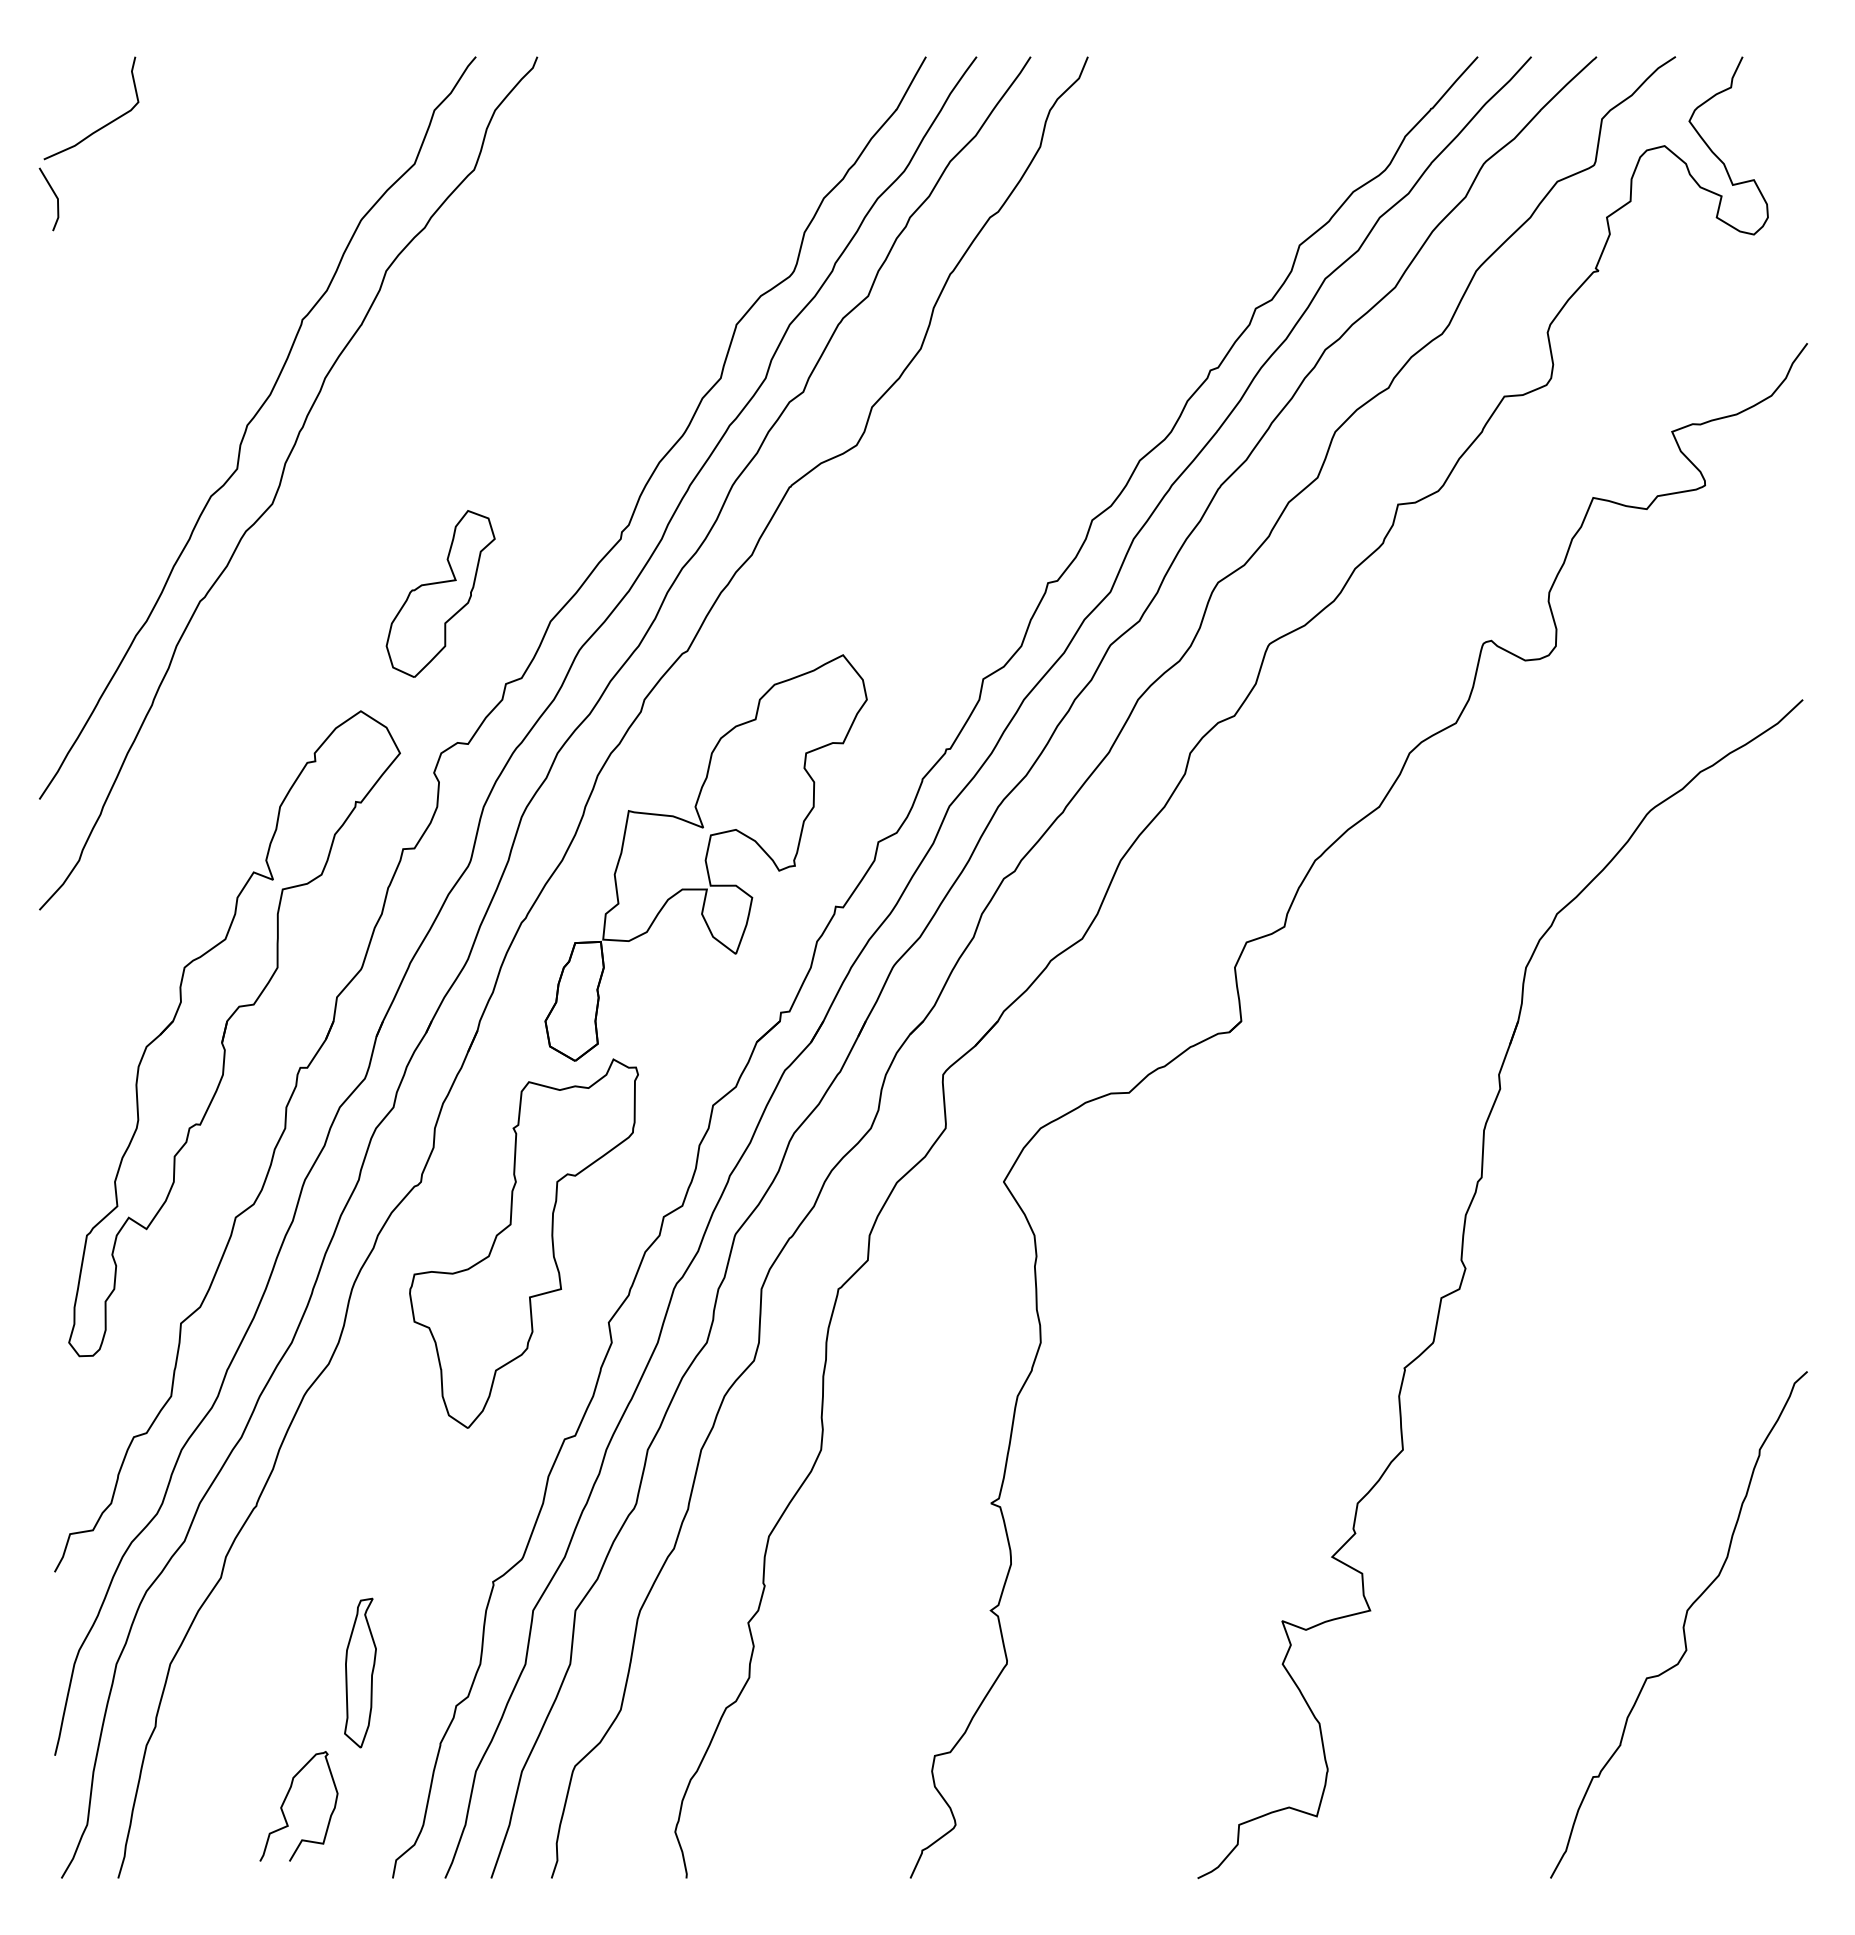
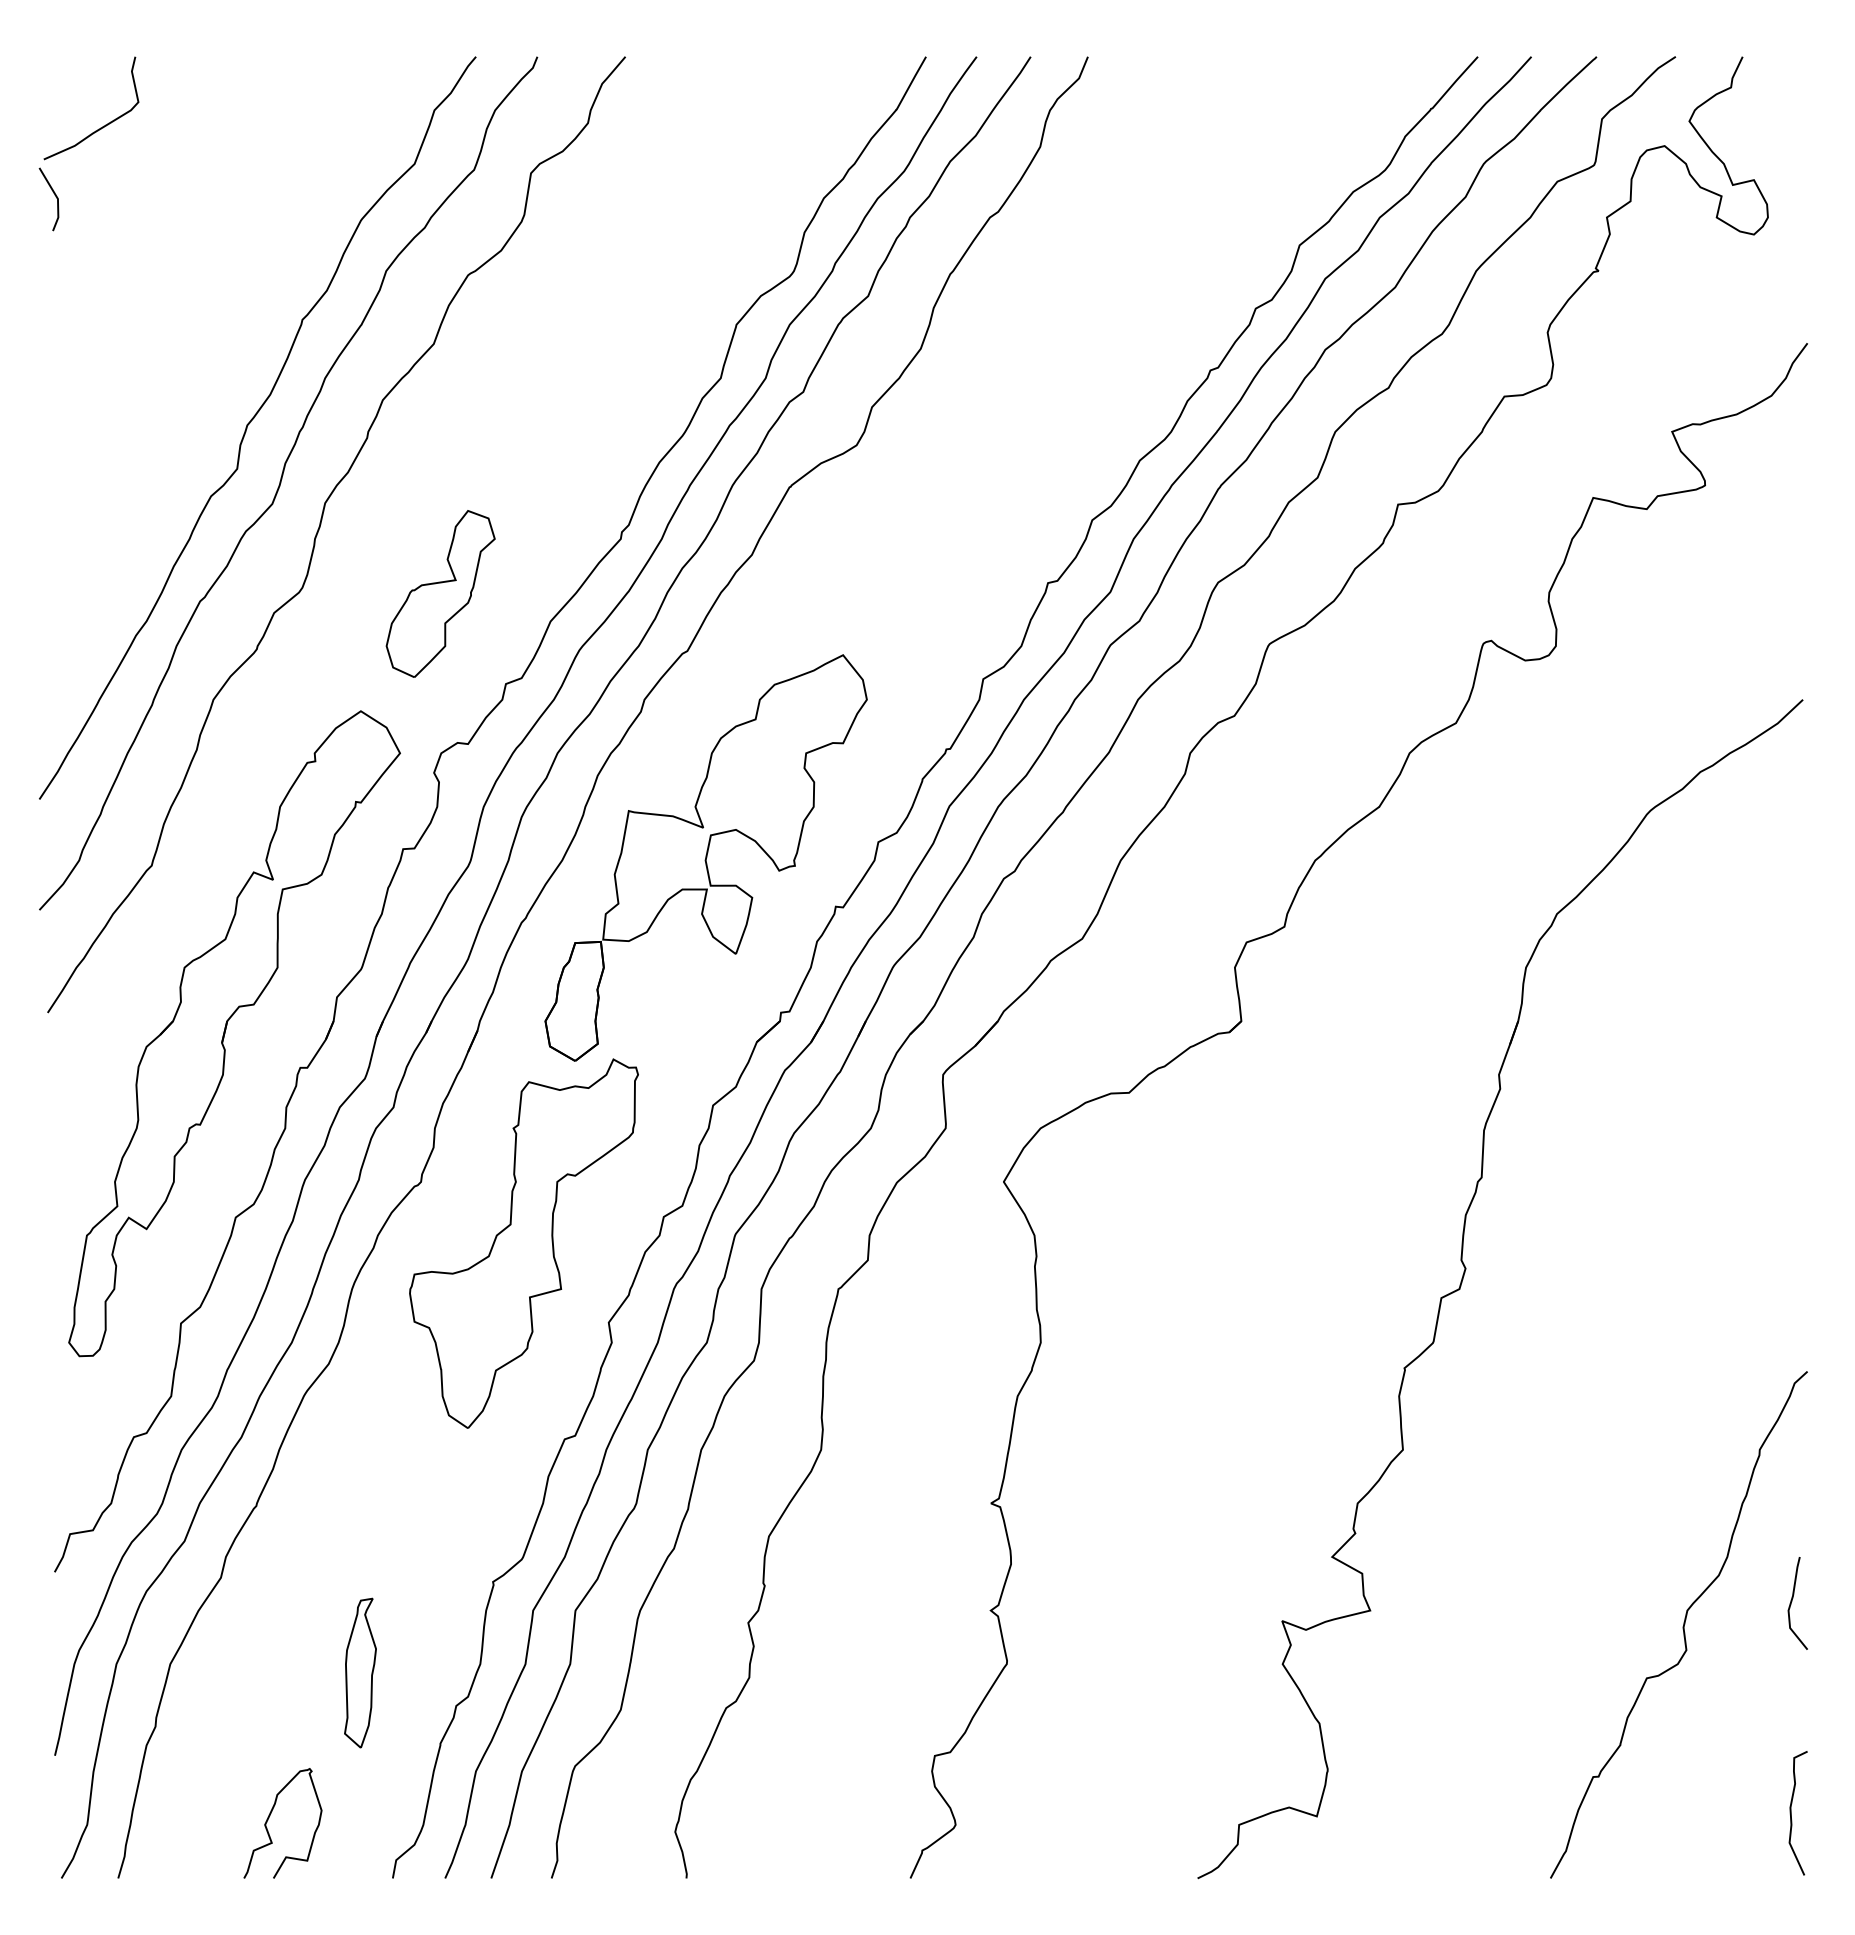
curve: none -> present (320, 527)
curve: none -> present (1792, 1601)
curve position: (285, 1801) -> (269, 1818) (269, 1818)
curve: none -> present (1791, 1813)
